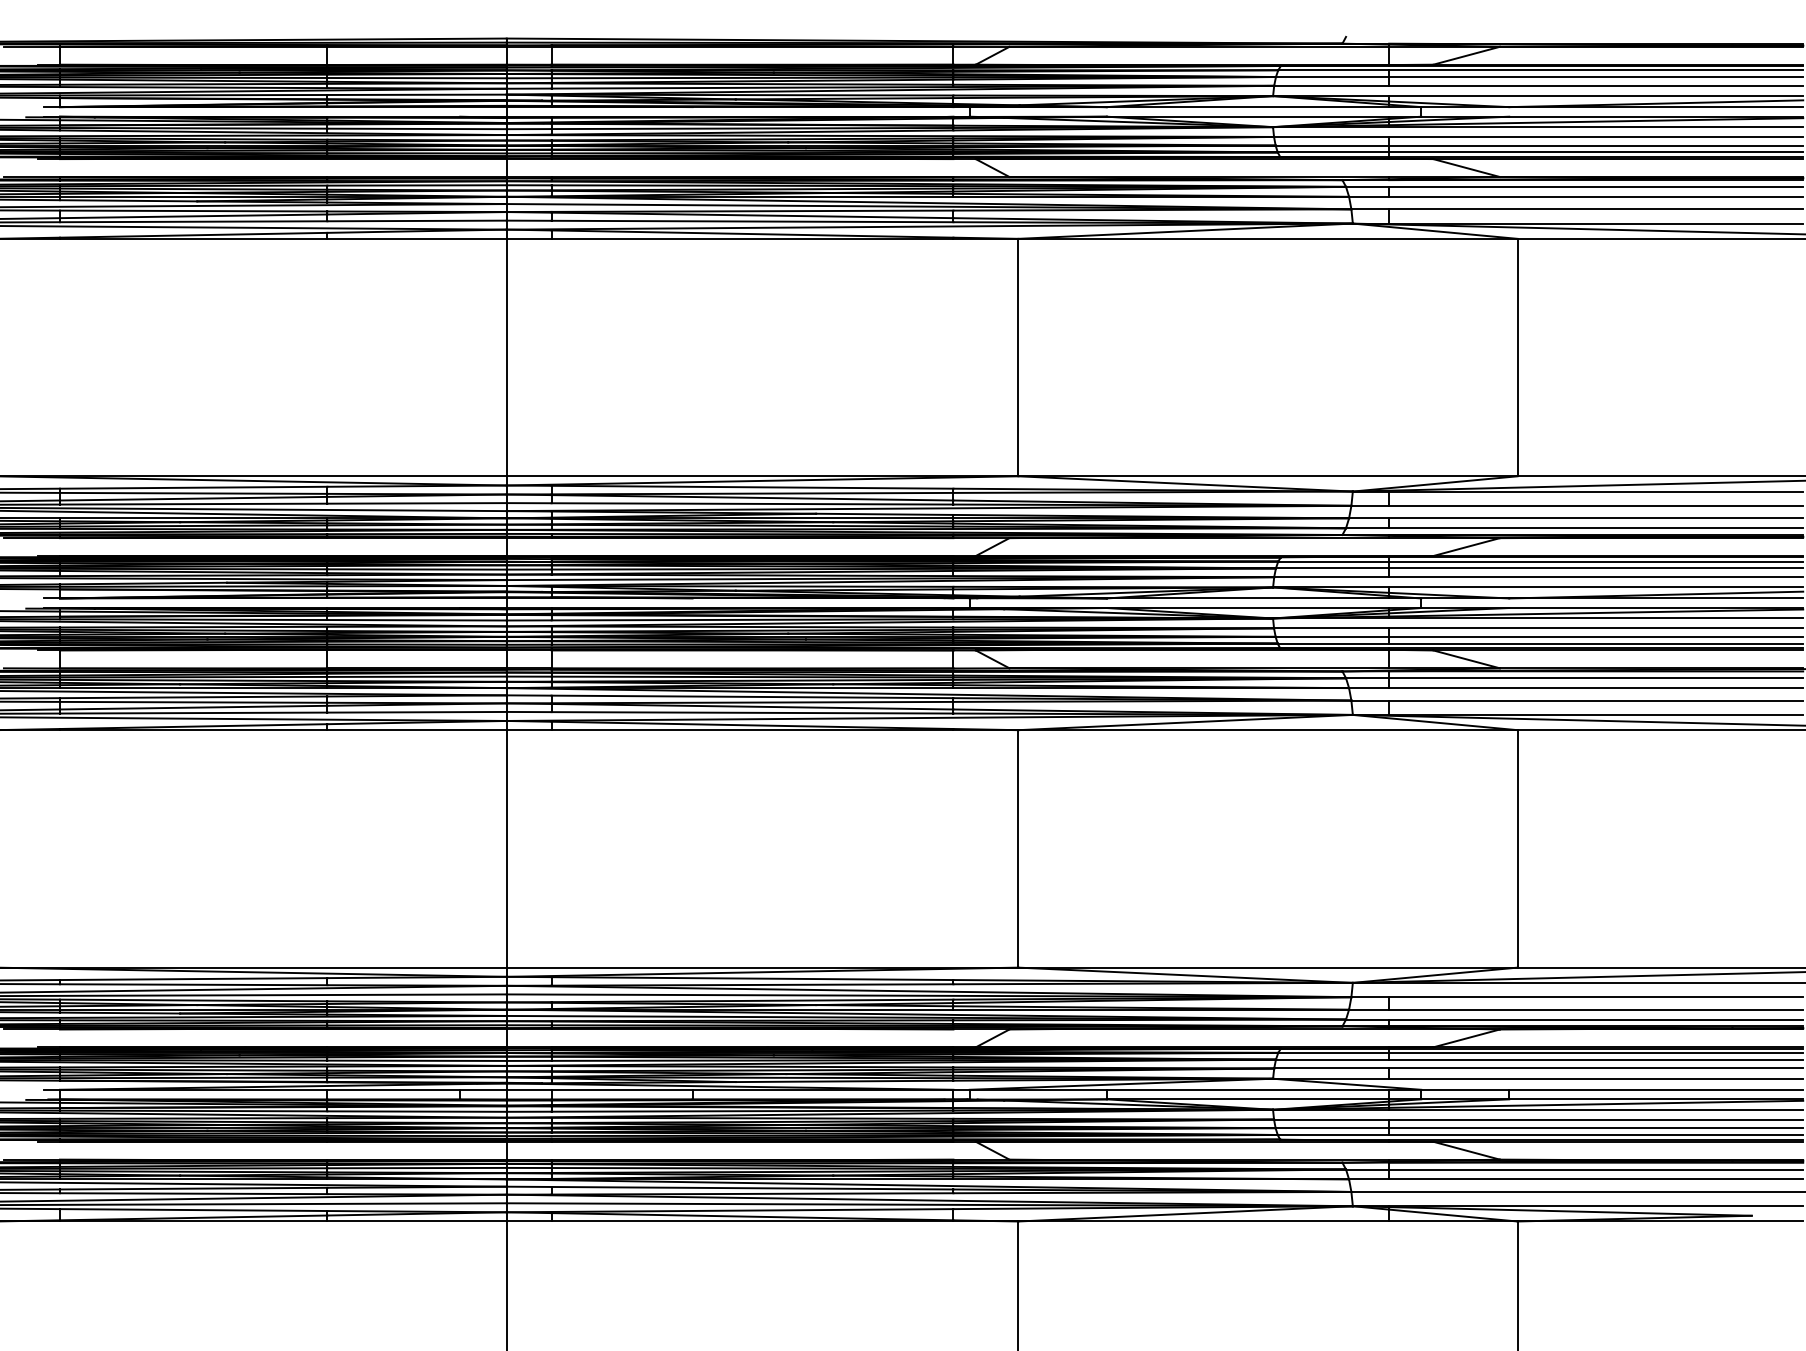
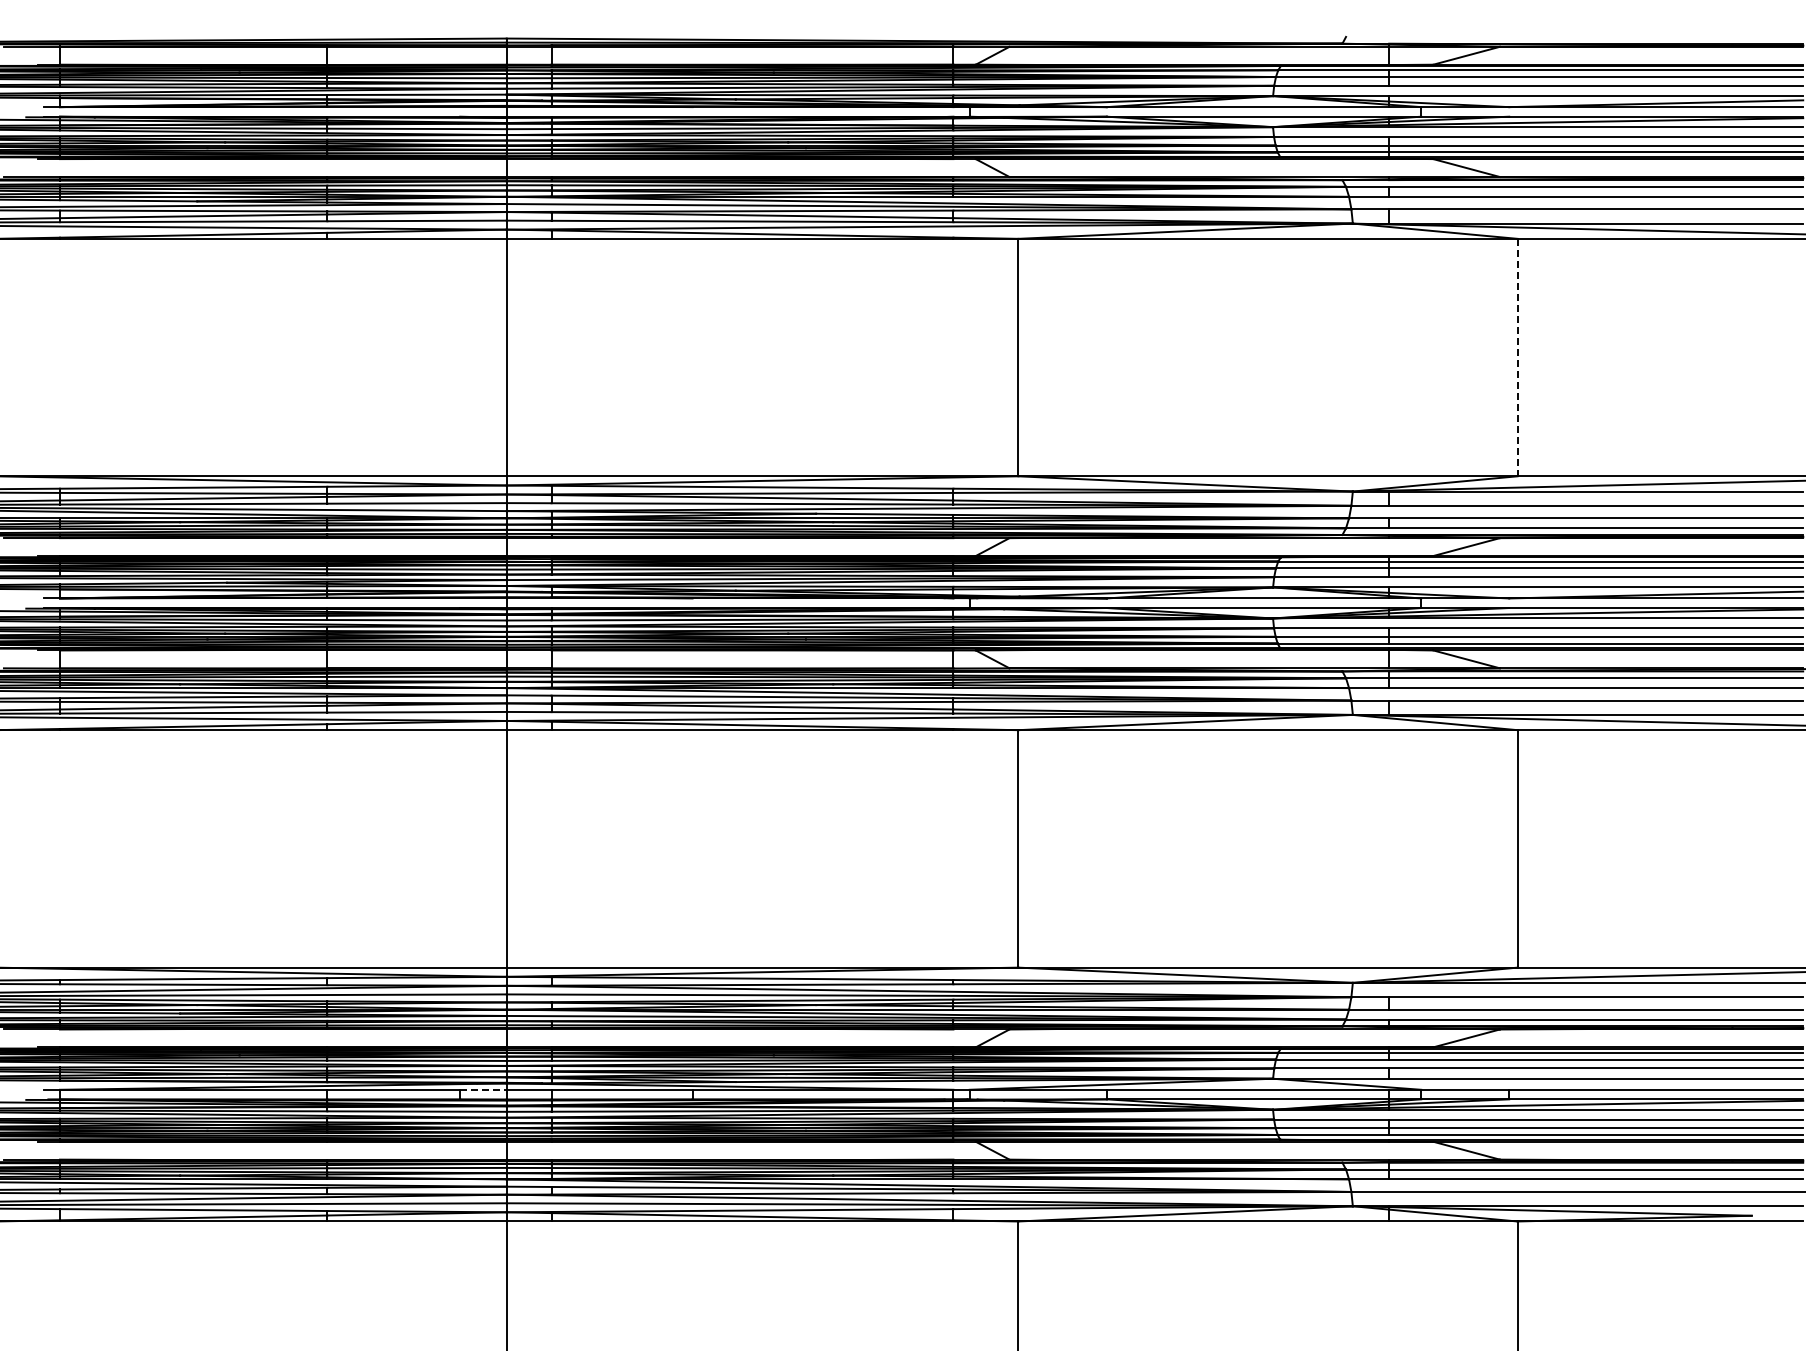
line: solid -> dashed (1517, 357)
line: solid -> dashed (483, 1089)
